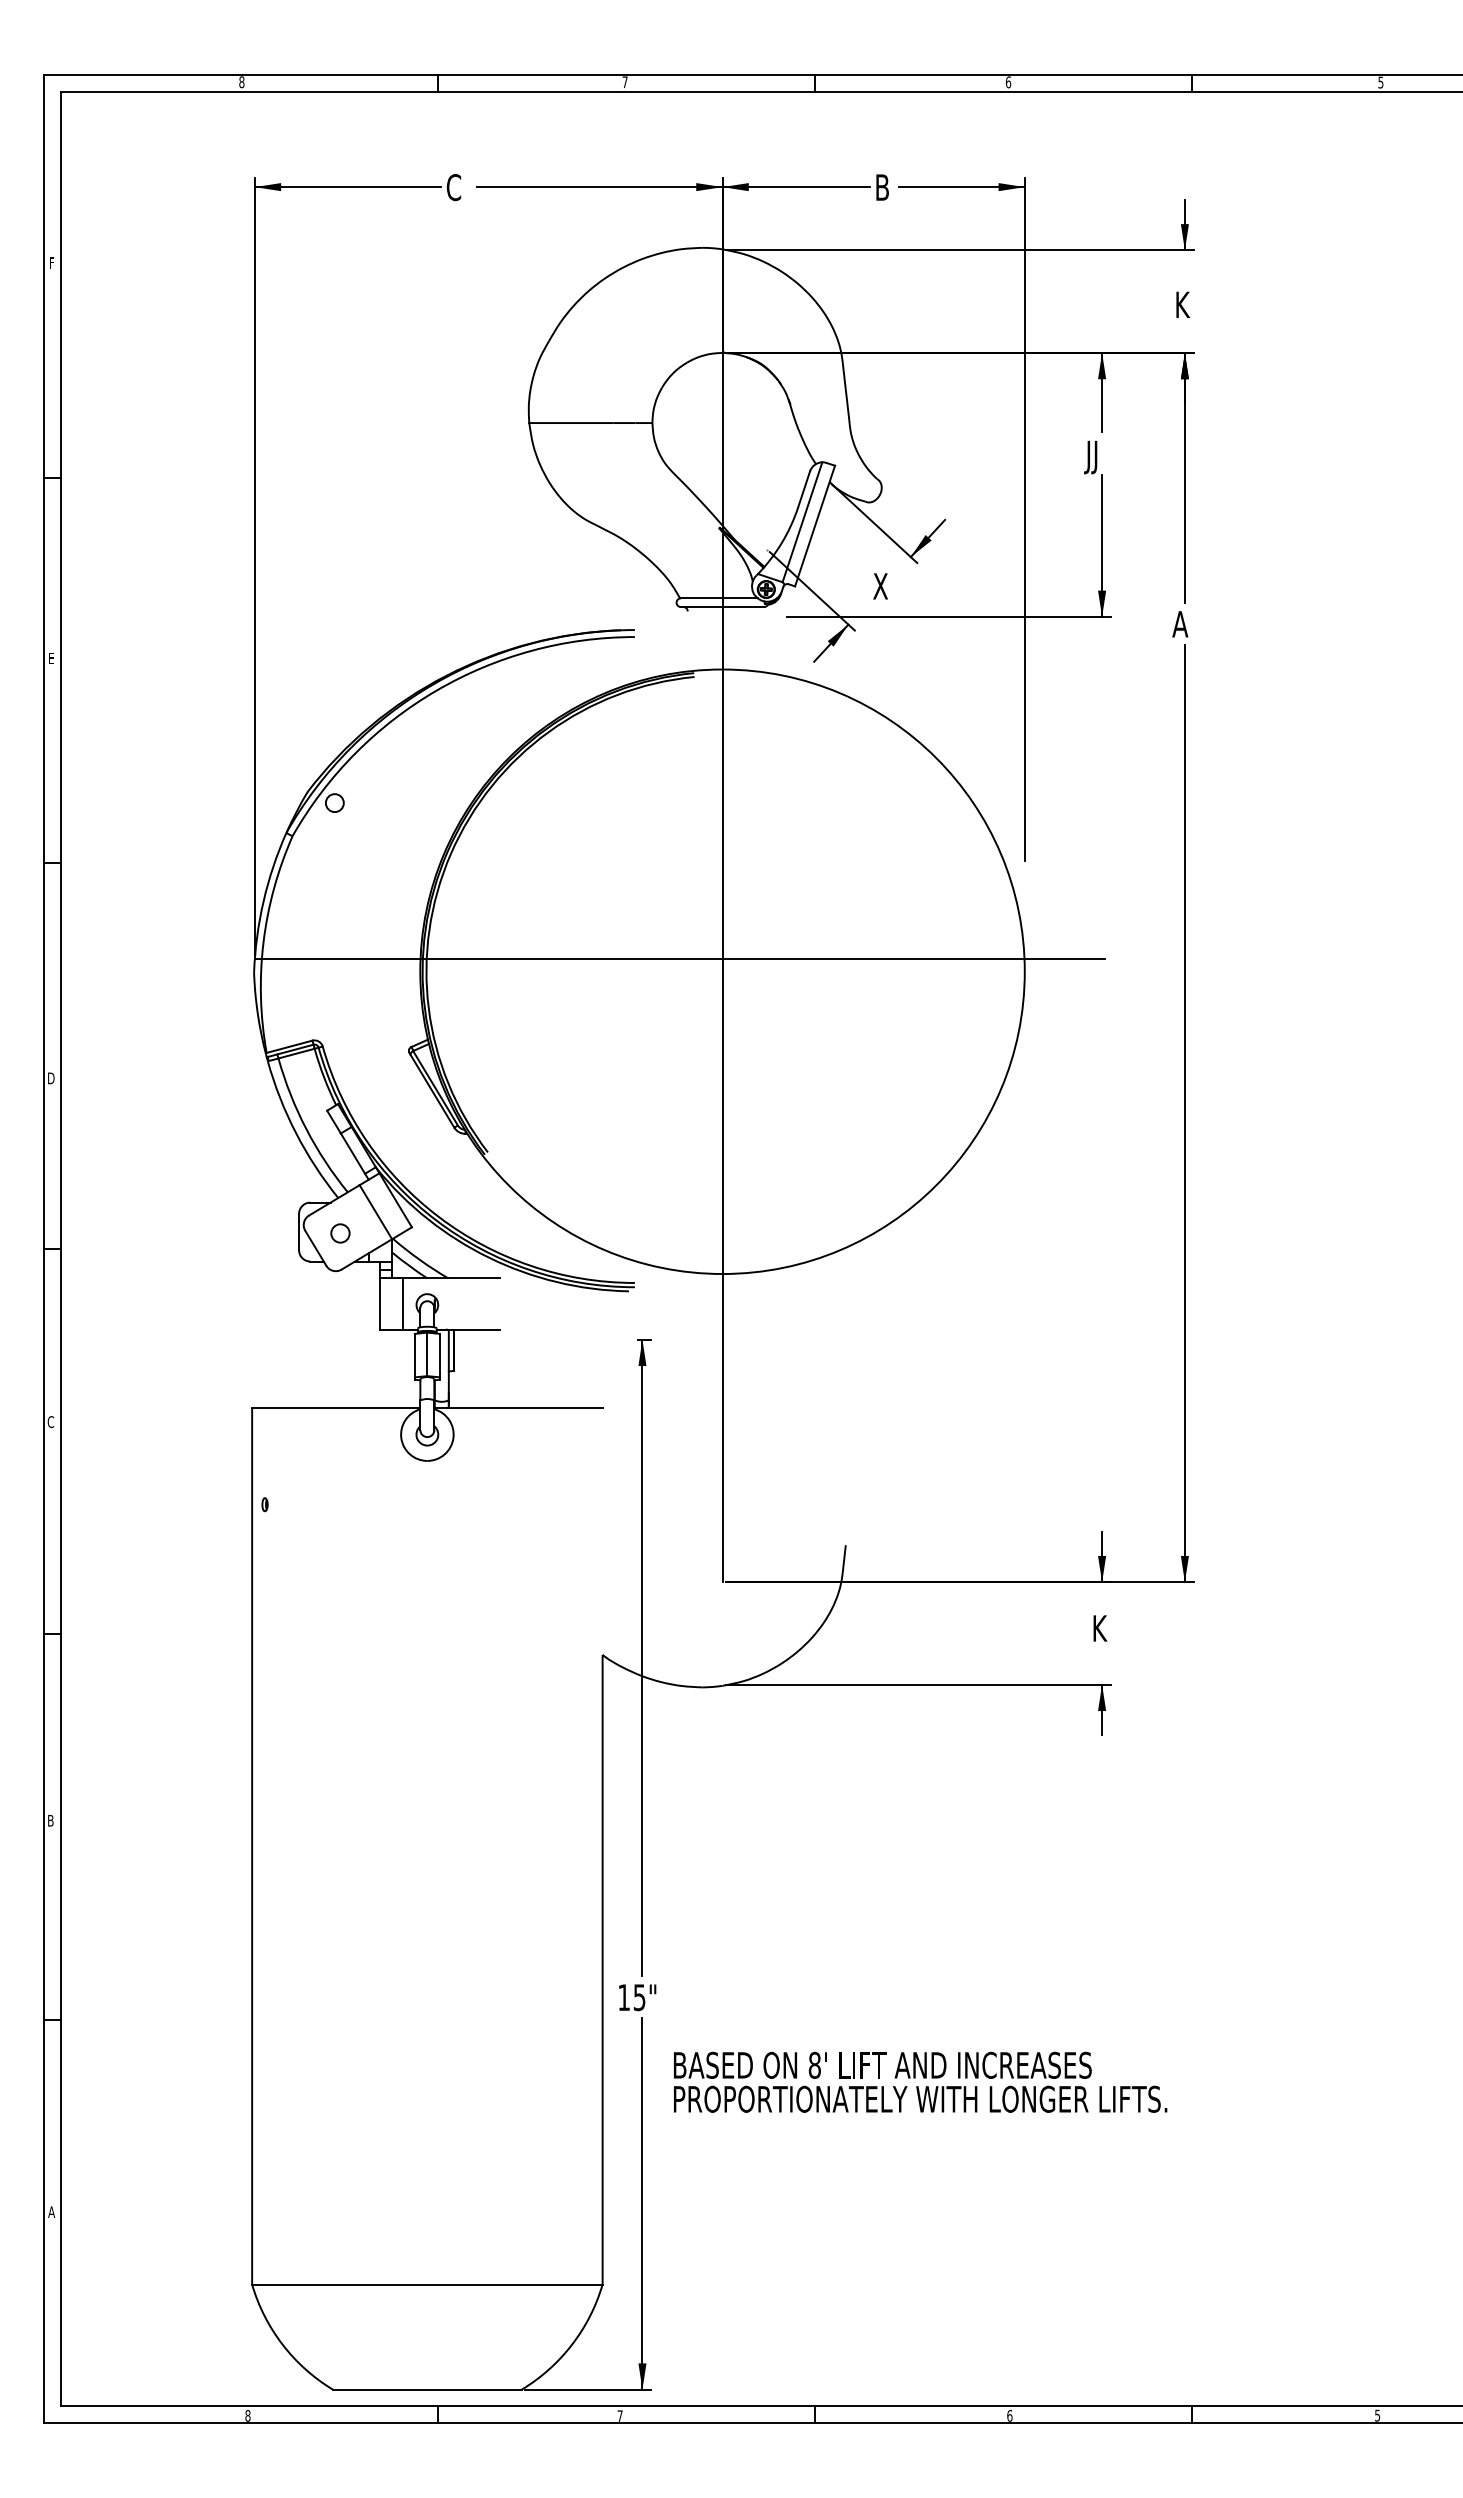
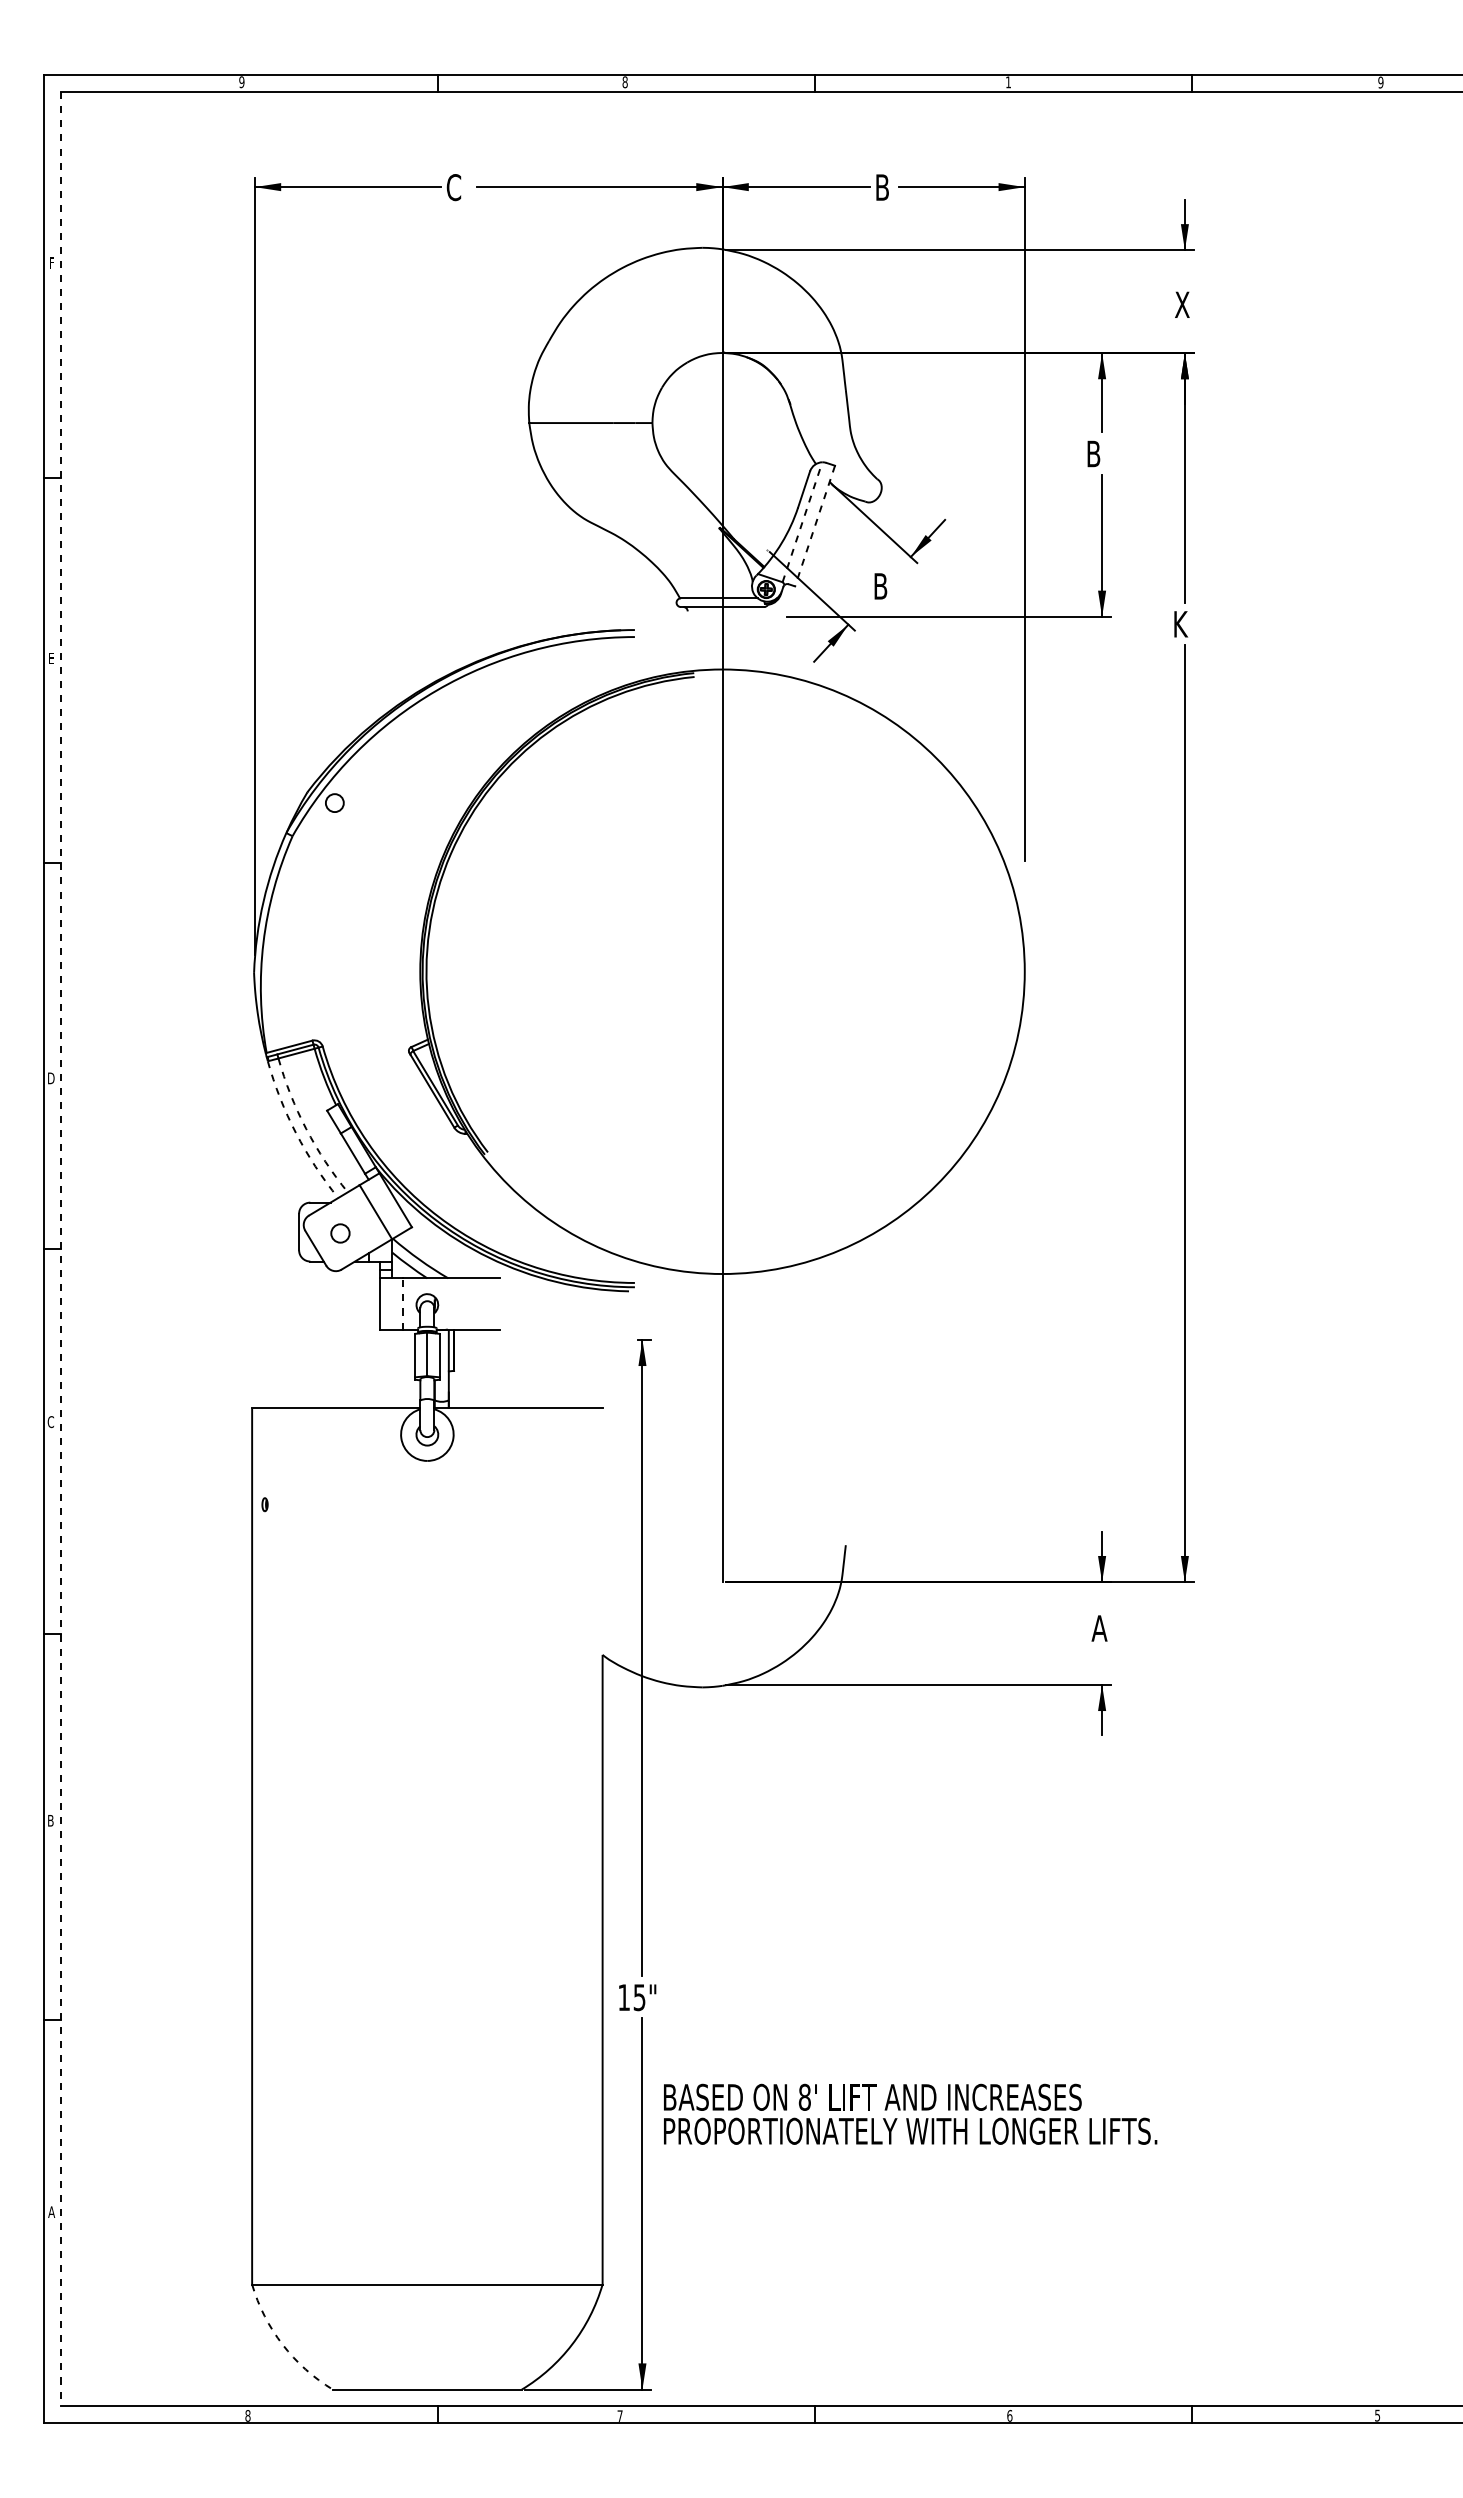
text: 8 -> 9 (241, 82)
text: 7 -> 8 (624, 82)
text: 6 -> 1 (1008, 82)
text: 5 -> 9 (1380, 82)
text: K -> X (1182, 304)
text: JJ -> B (1092, 457)
line: solid -> dashed (802, 521)
line: solid -> dashed (815, 526)
text: X -> B (880, 586)
text: A -> K (1180, 624)
line: present -> none (679, 958)
arc: solid -> dashed (306, 1128)
arc: solid -> dashed (296, 1133)
line: solid -> dashed (61, 1248)
line: solid -> dashed (402, 1303)
text: K -> A (1099, 1628)
text position: (920, 2081) -> (910, 2113) (910, 2113)
arc: solid -> dashed (282, 2344)
